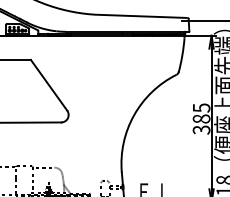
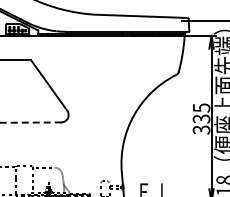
text: 385 -> 335 (201, 118)
line: solid -> dashed (30, 122)
